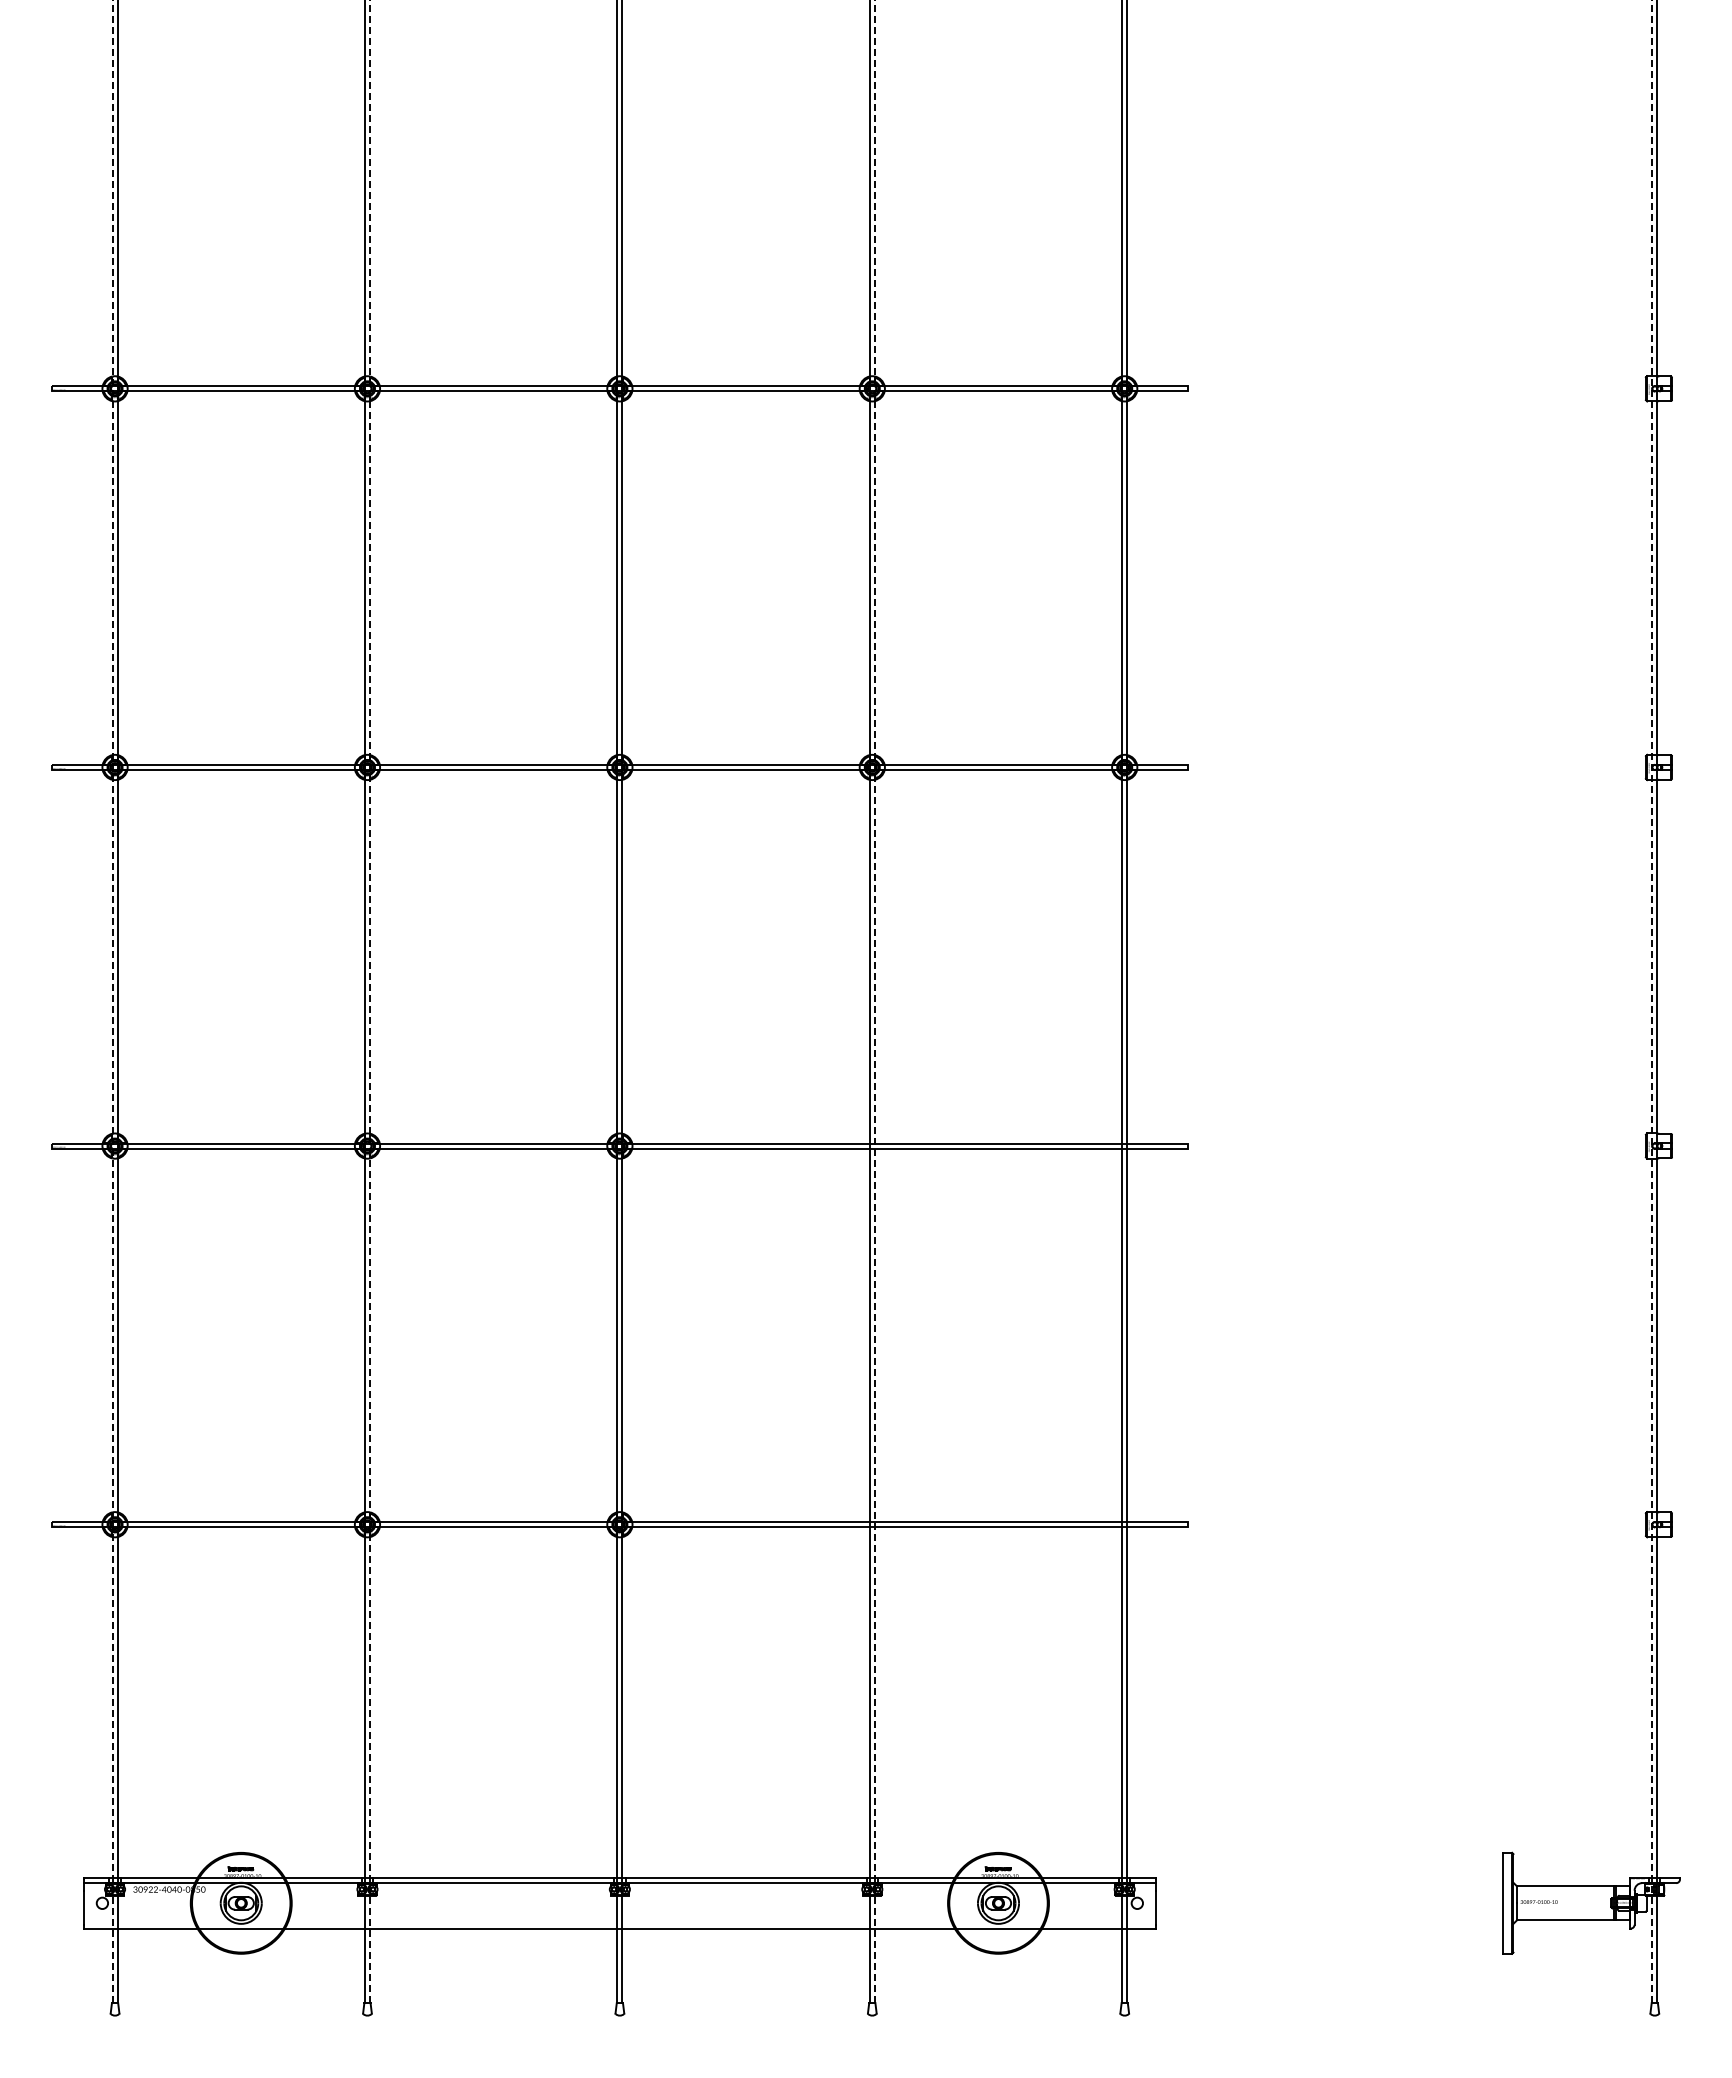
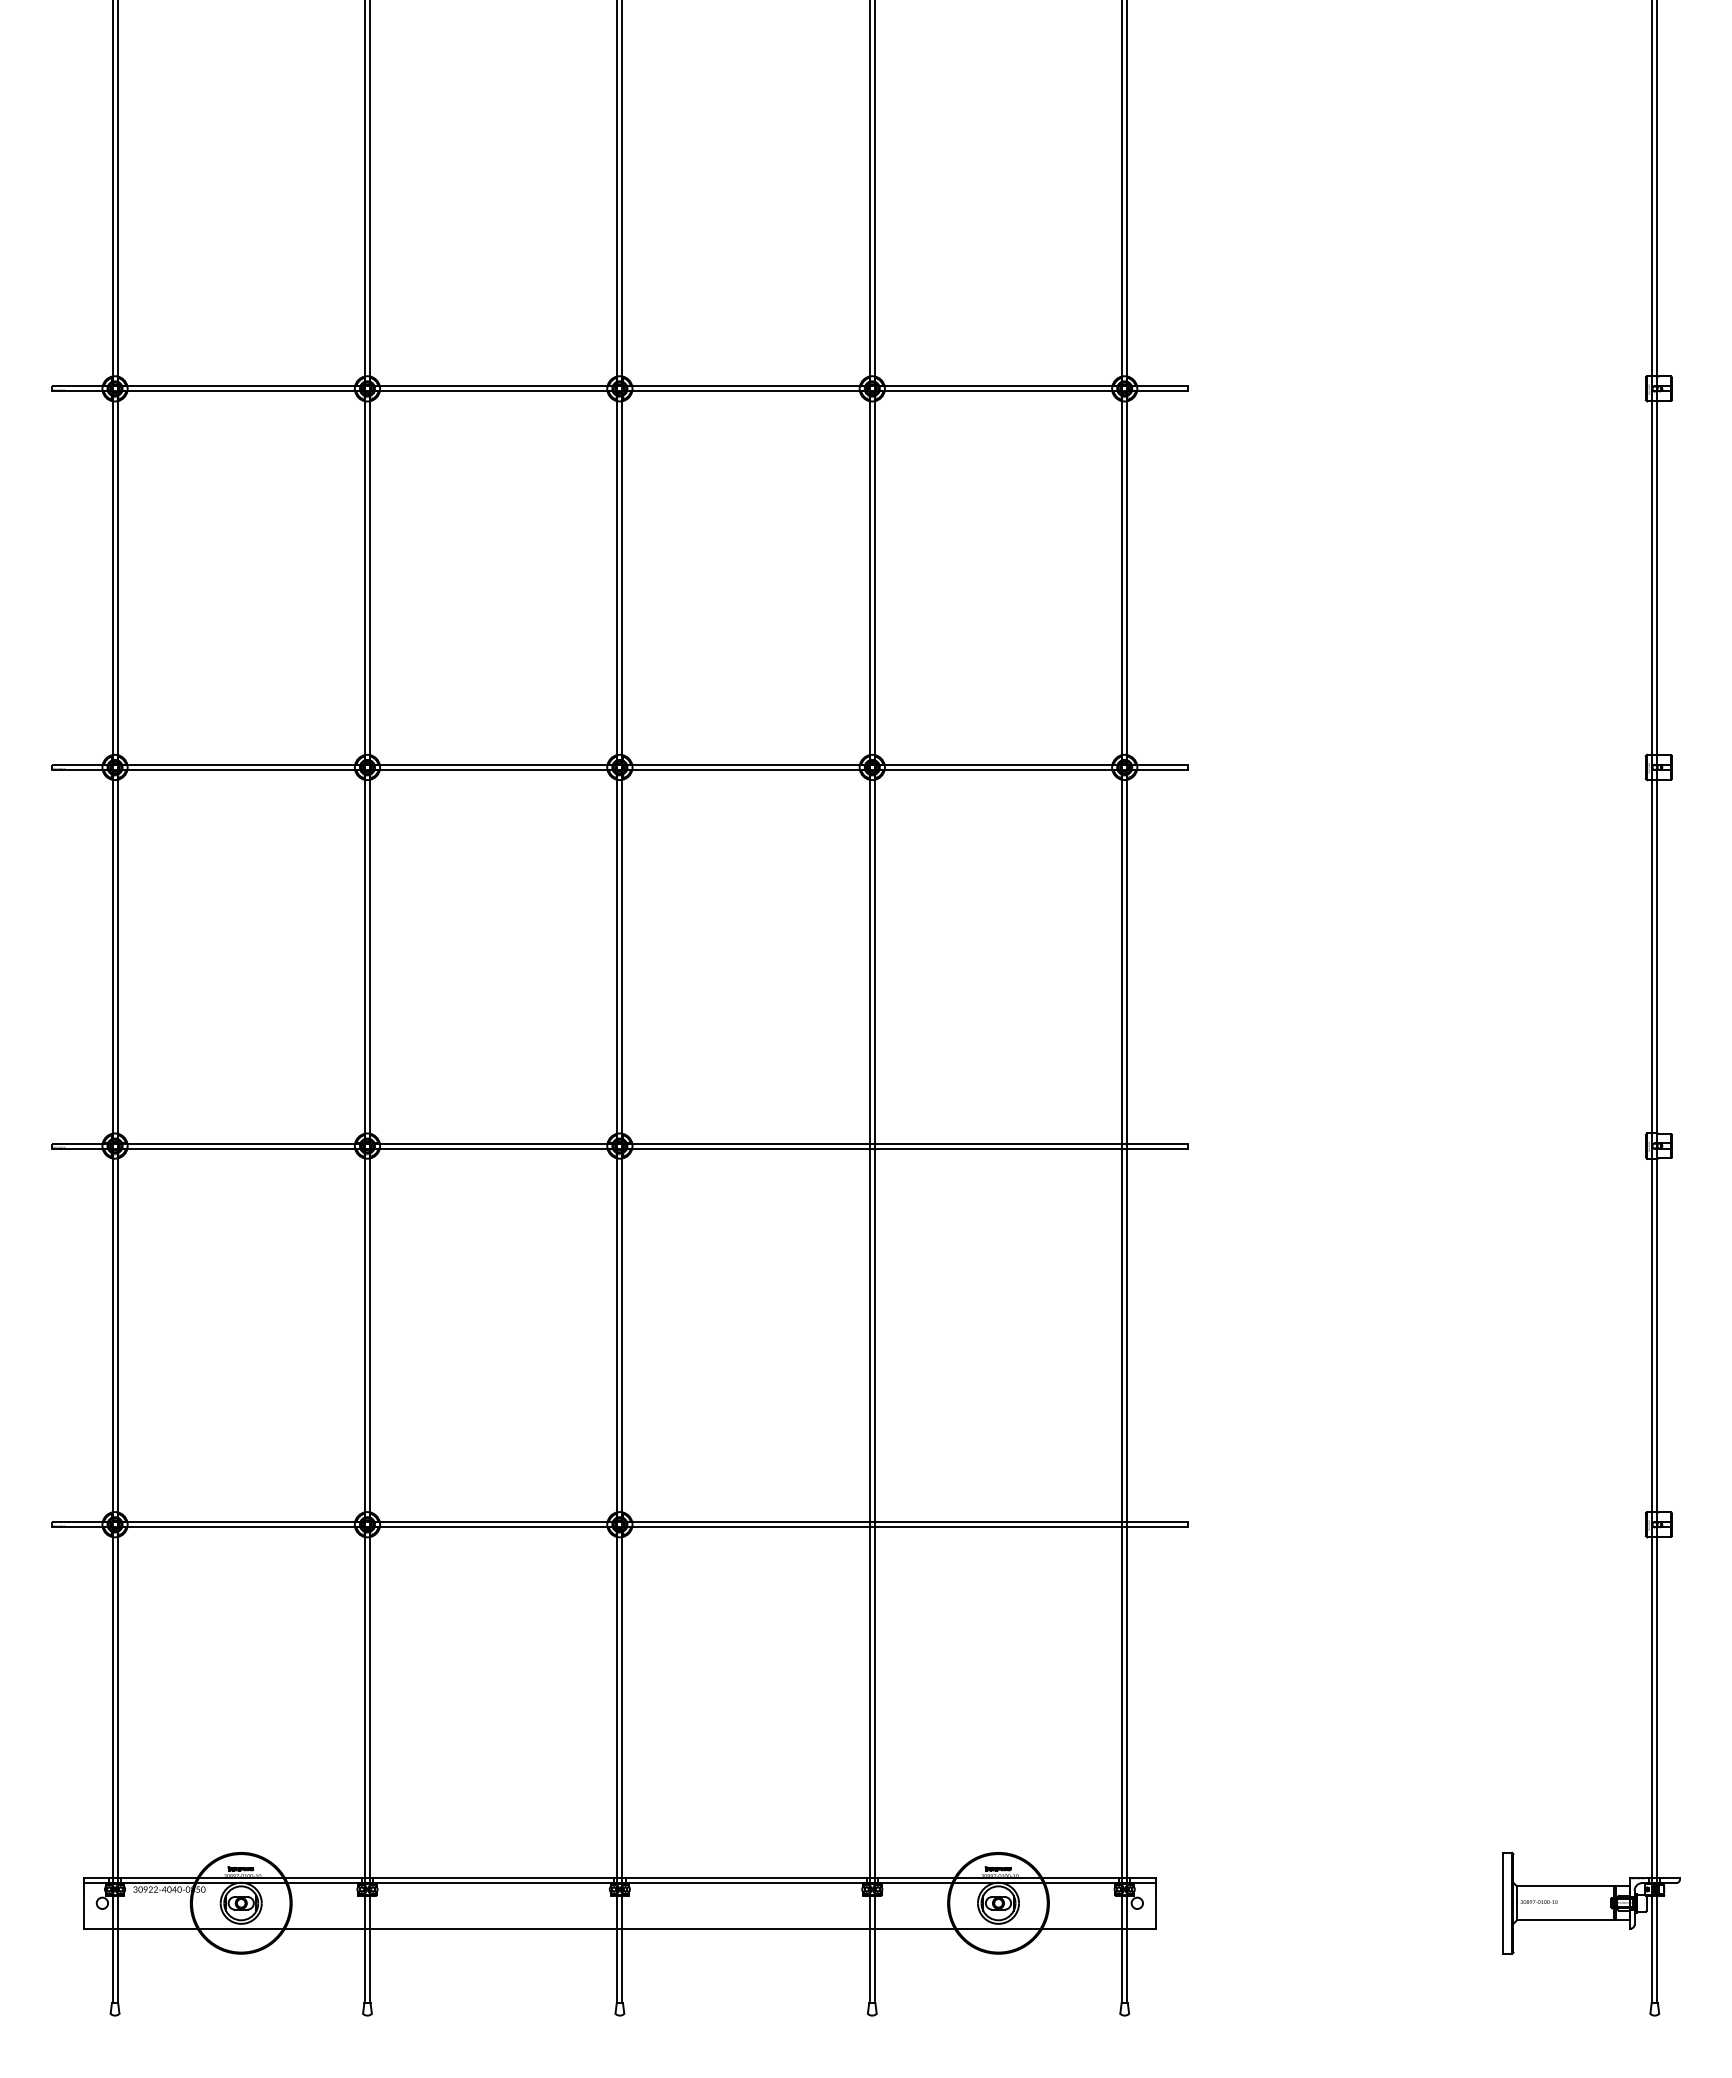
line: dashed -> solid (112, 1001)
line: dashed -> solid (370, 1001)
line: dashed -> solid (874, 1001)
line: dashed -> solid (1652, 1001)
